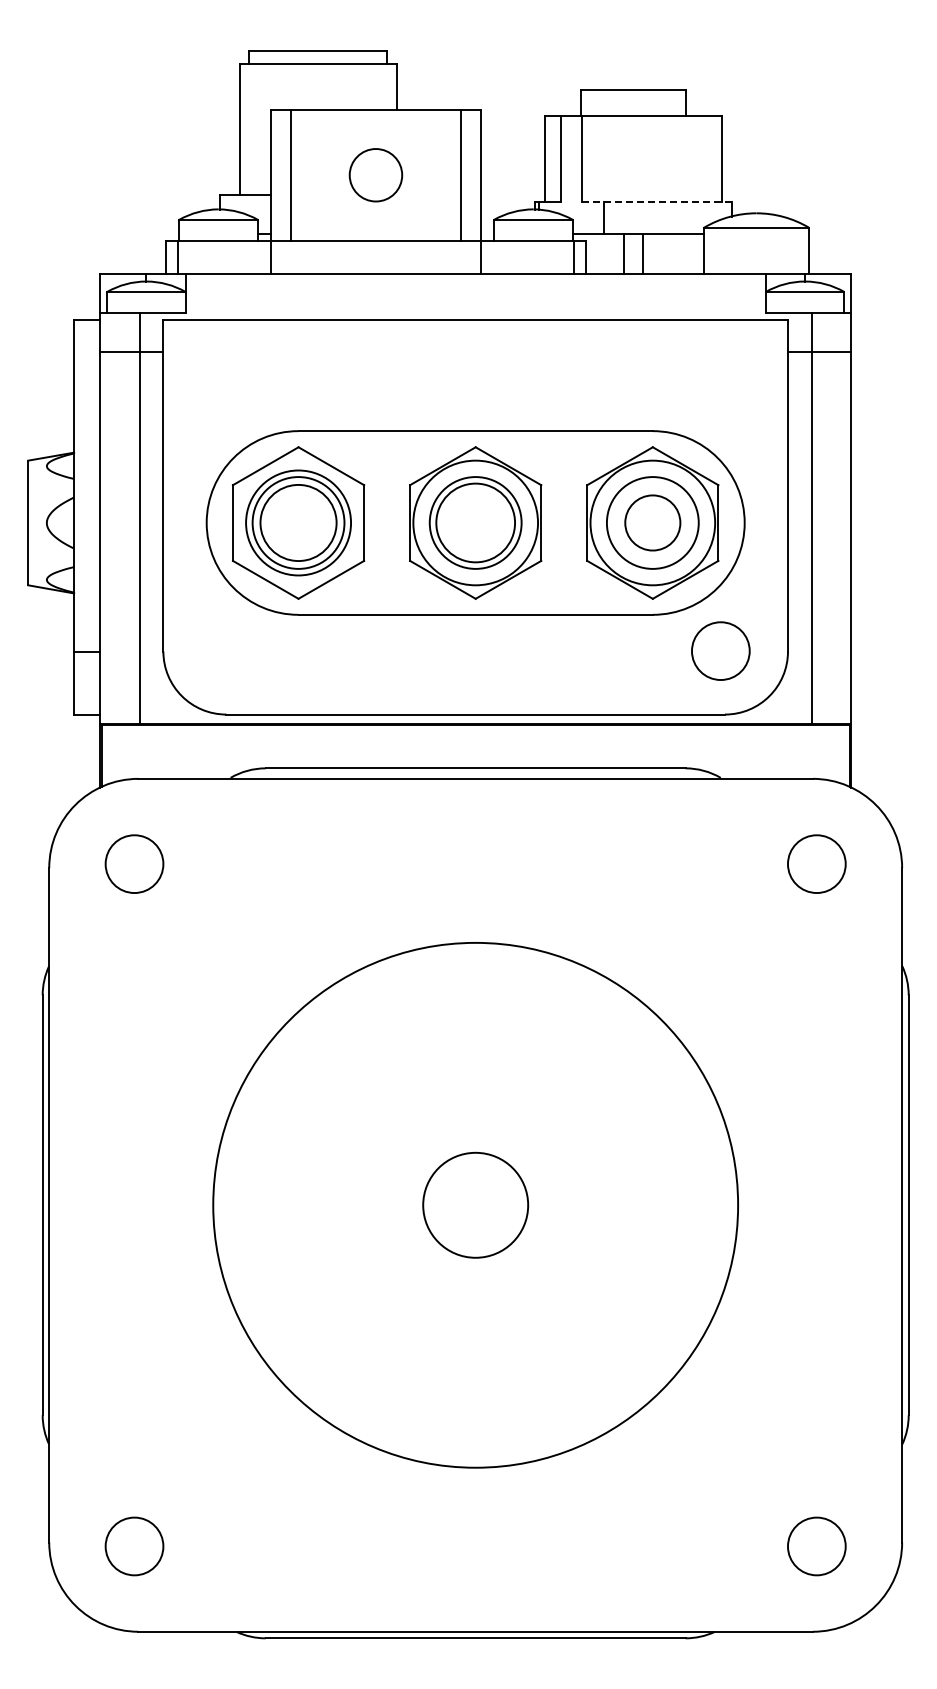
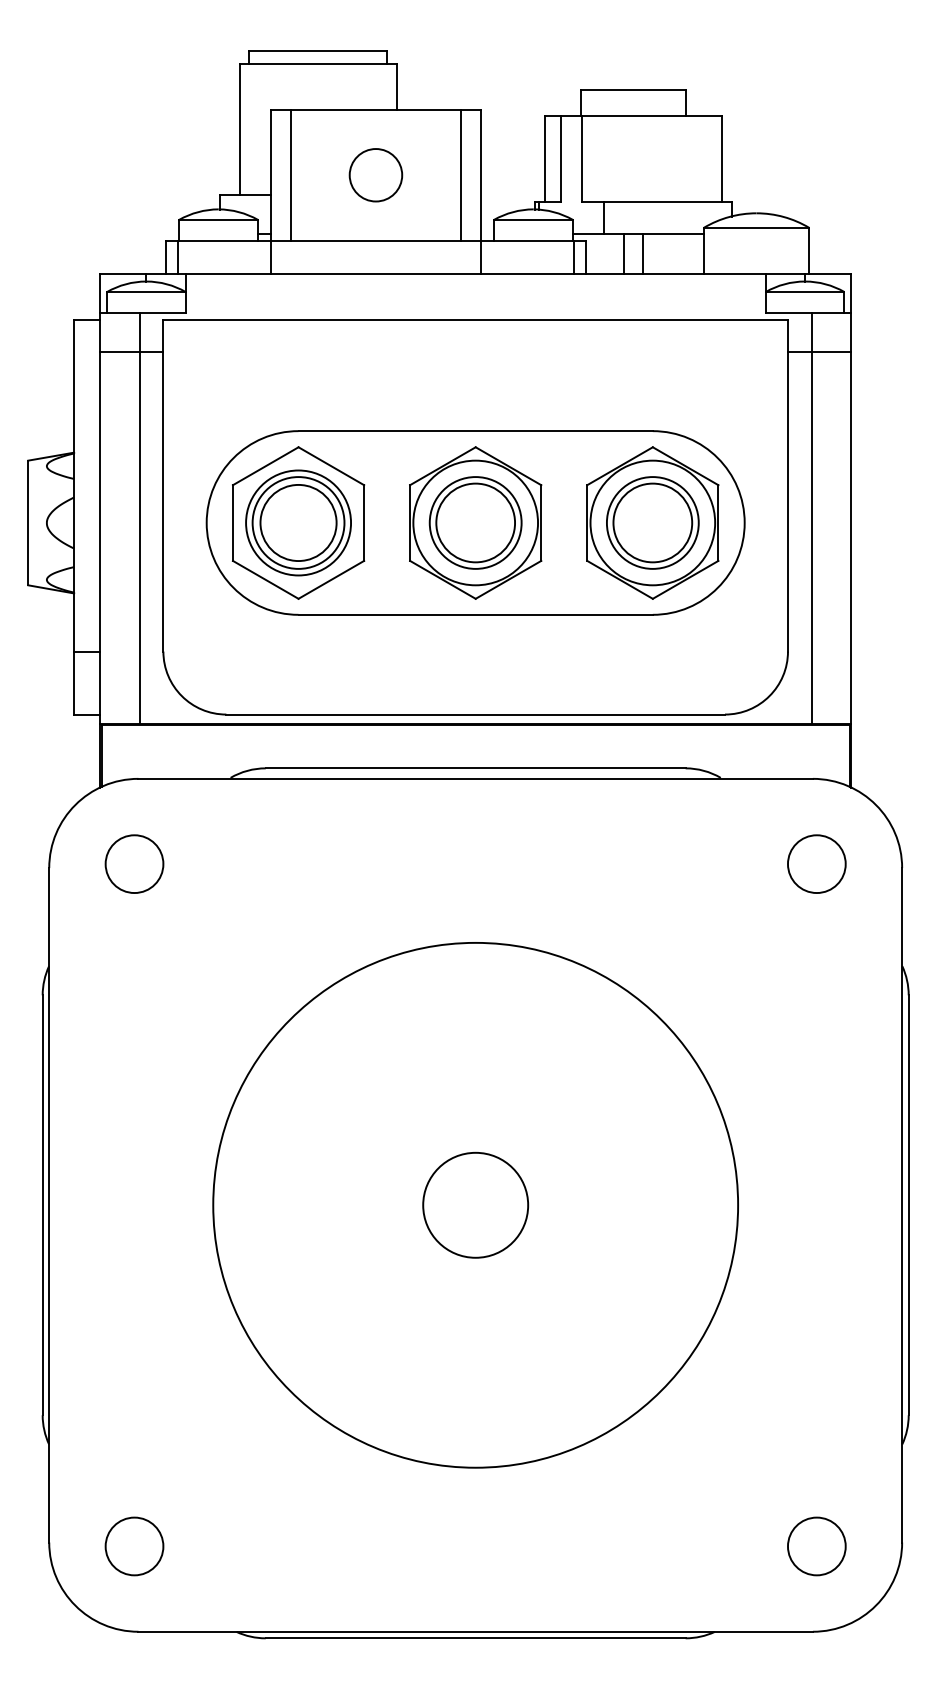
line: dashed -> solid (656, 201)
circle diameter: 55 px -> 79 px (652, 522)
circle: present -> none (720, 650)
